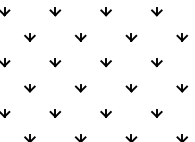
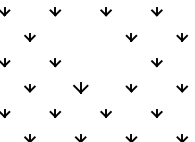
part: present -> none (80, 37)
part: present -> none (105, 62)
part size: 13x9 px -> 16x12 px (80, 87)
